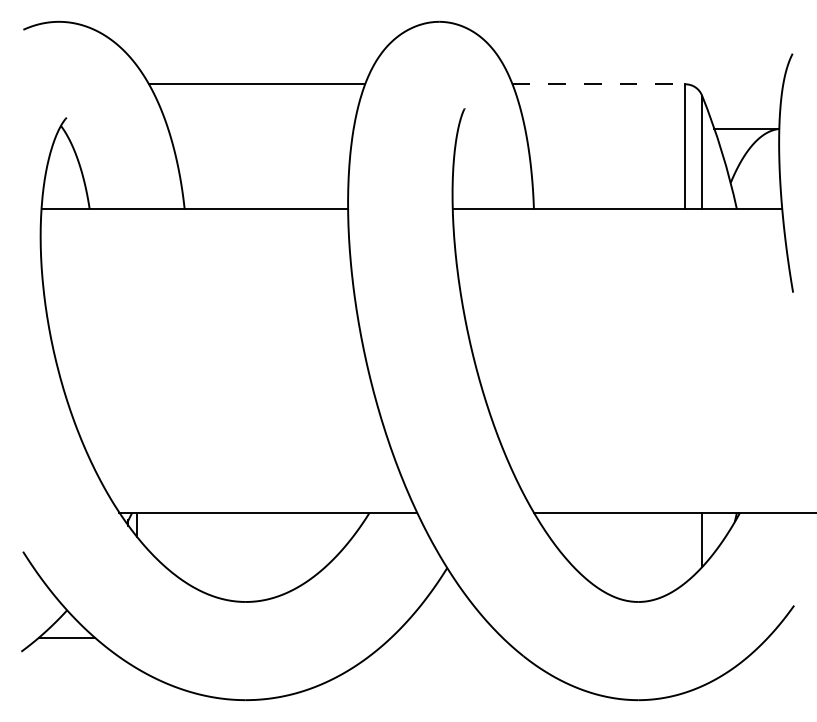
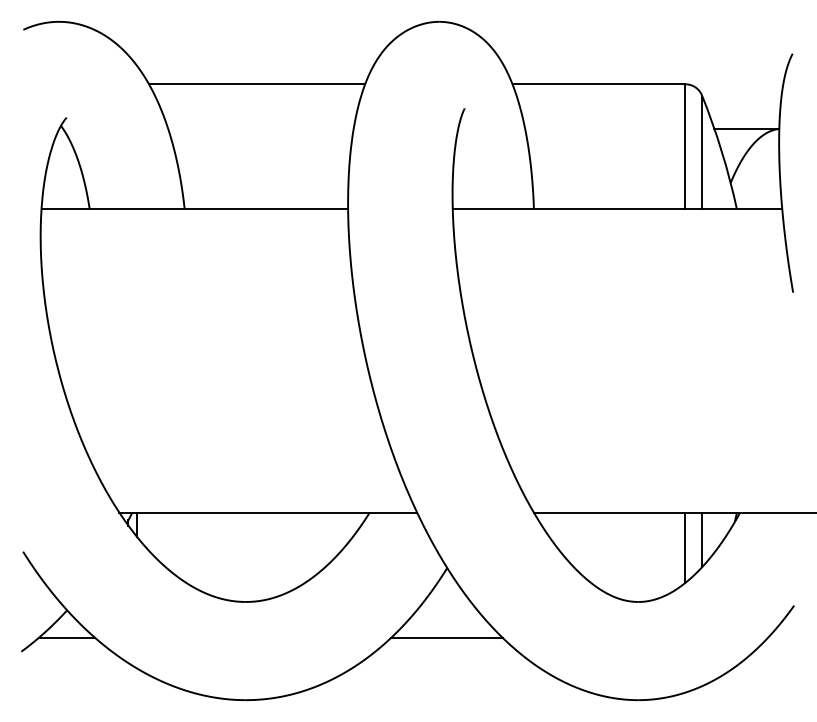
line: dashed -> solid (599, 84)
line: none -> present (685, 547)
line: none -> present (446, 637)
